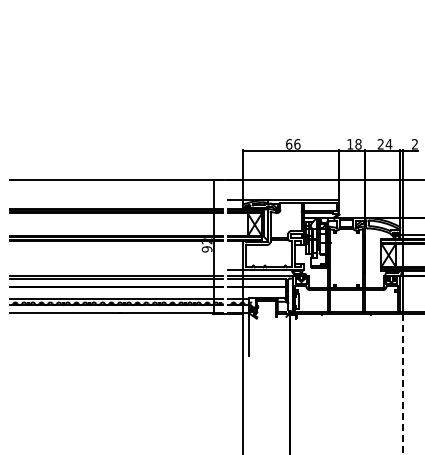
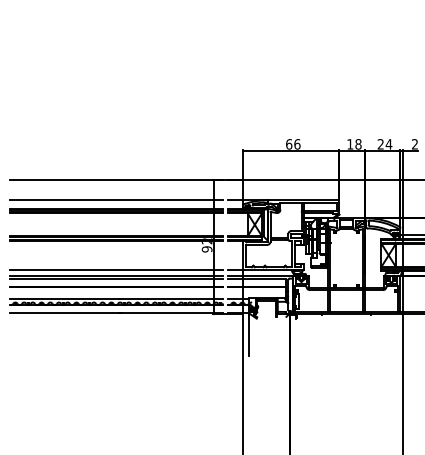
line: none -> present (116, 200)
line: none -> present (116, 269)
line: dashed -> solid (403, 384)
